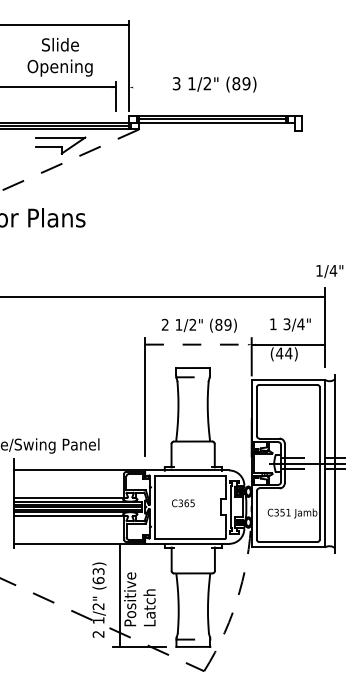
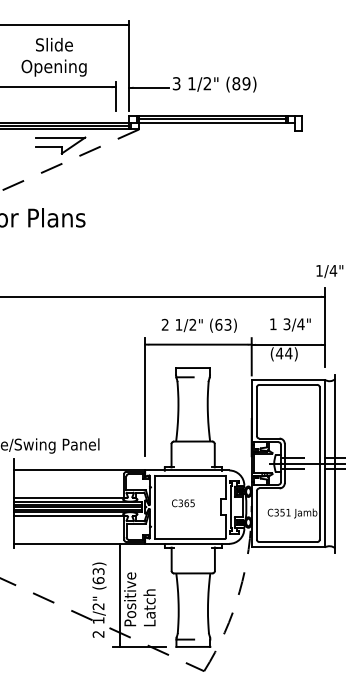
text position: (59, 57) -> (53, 57) (53, 57)
line: none -> present (148, 87)
text: (89) -> (63) (223, 324)
line: dashed -> solid (199, 344)
